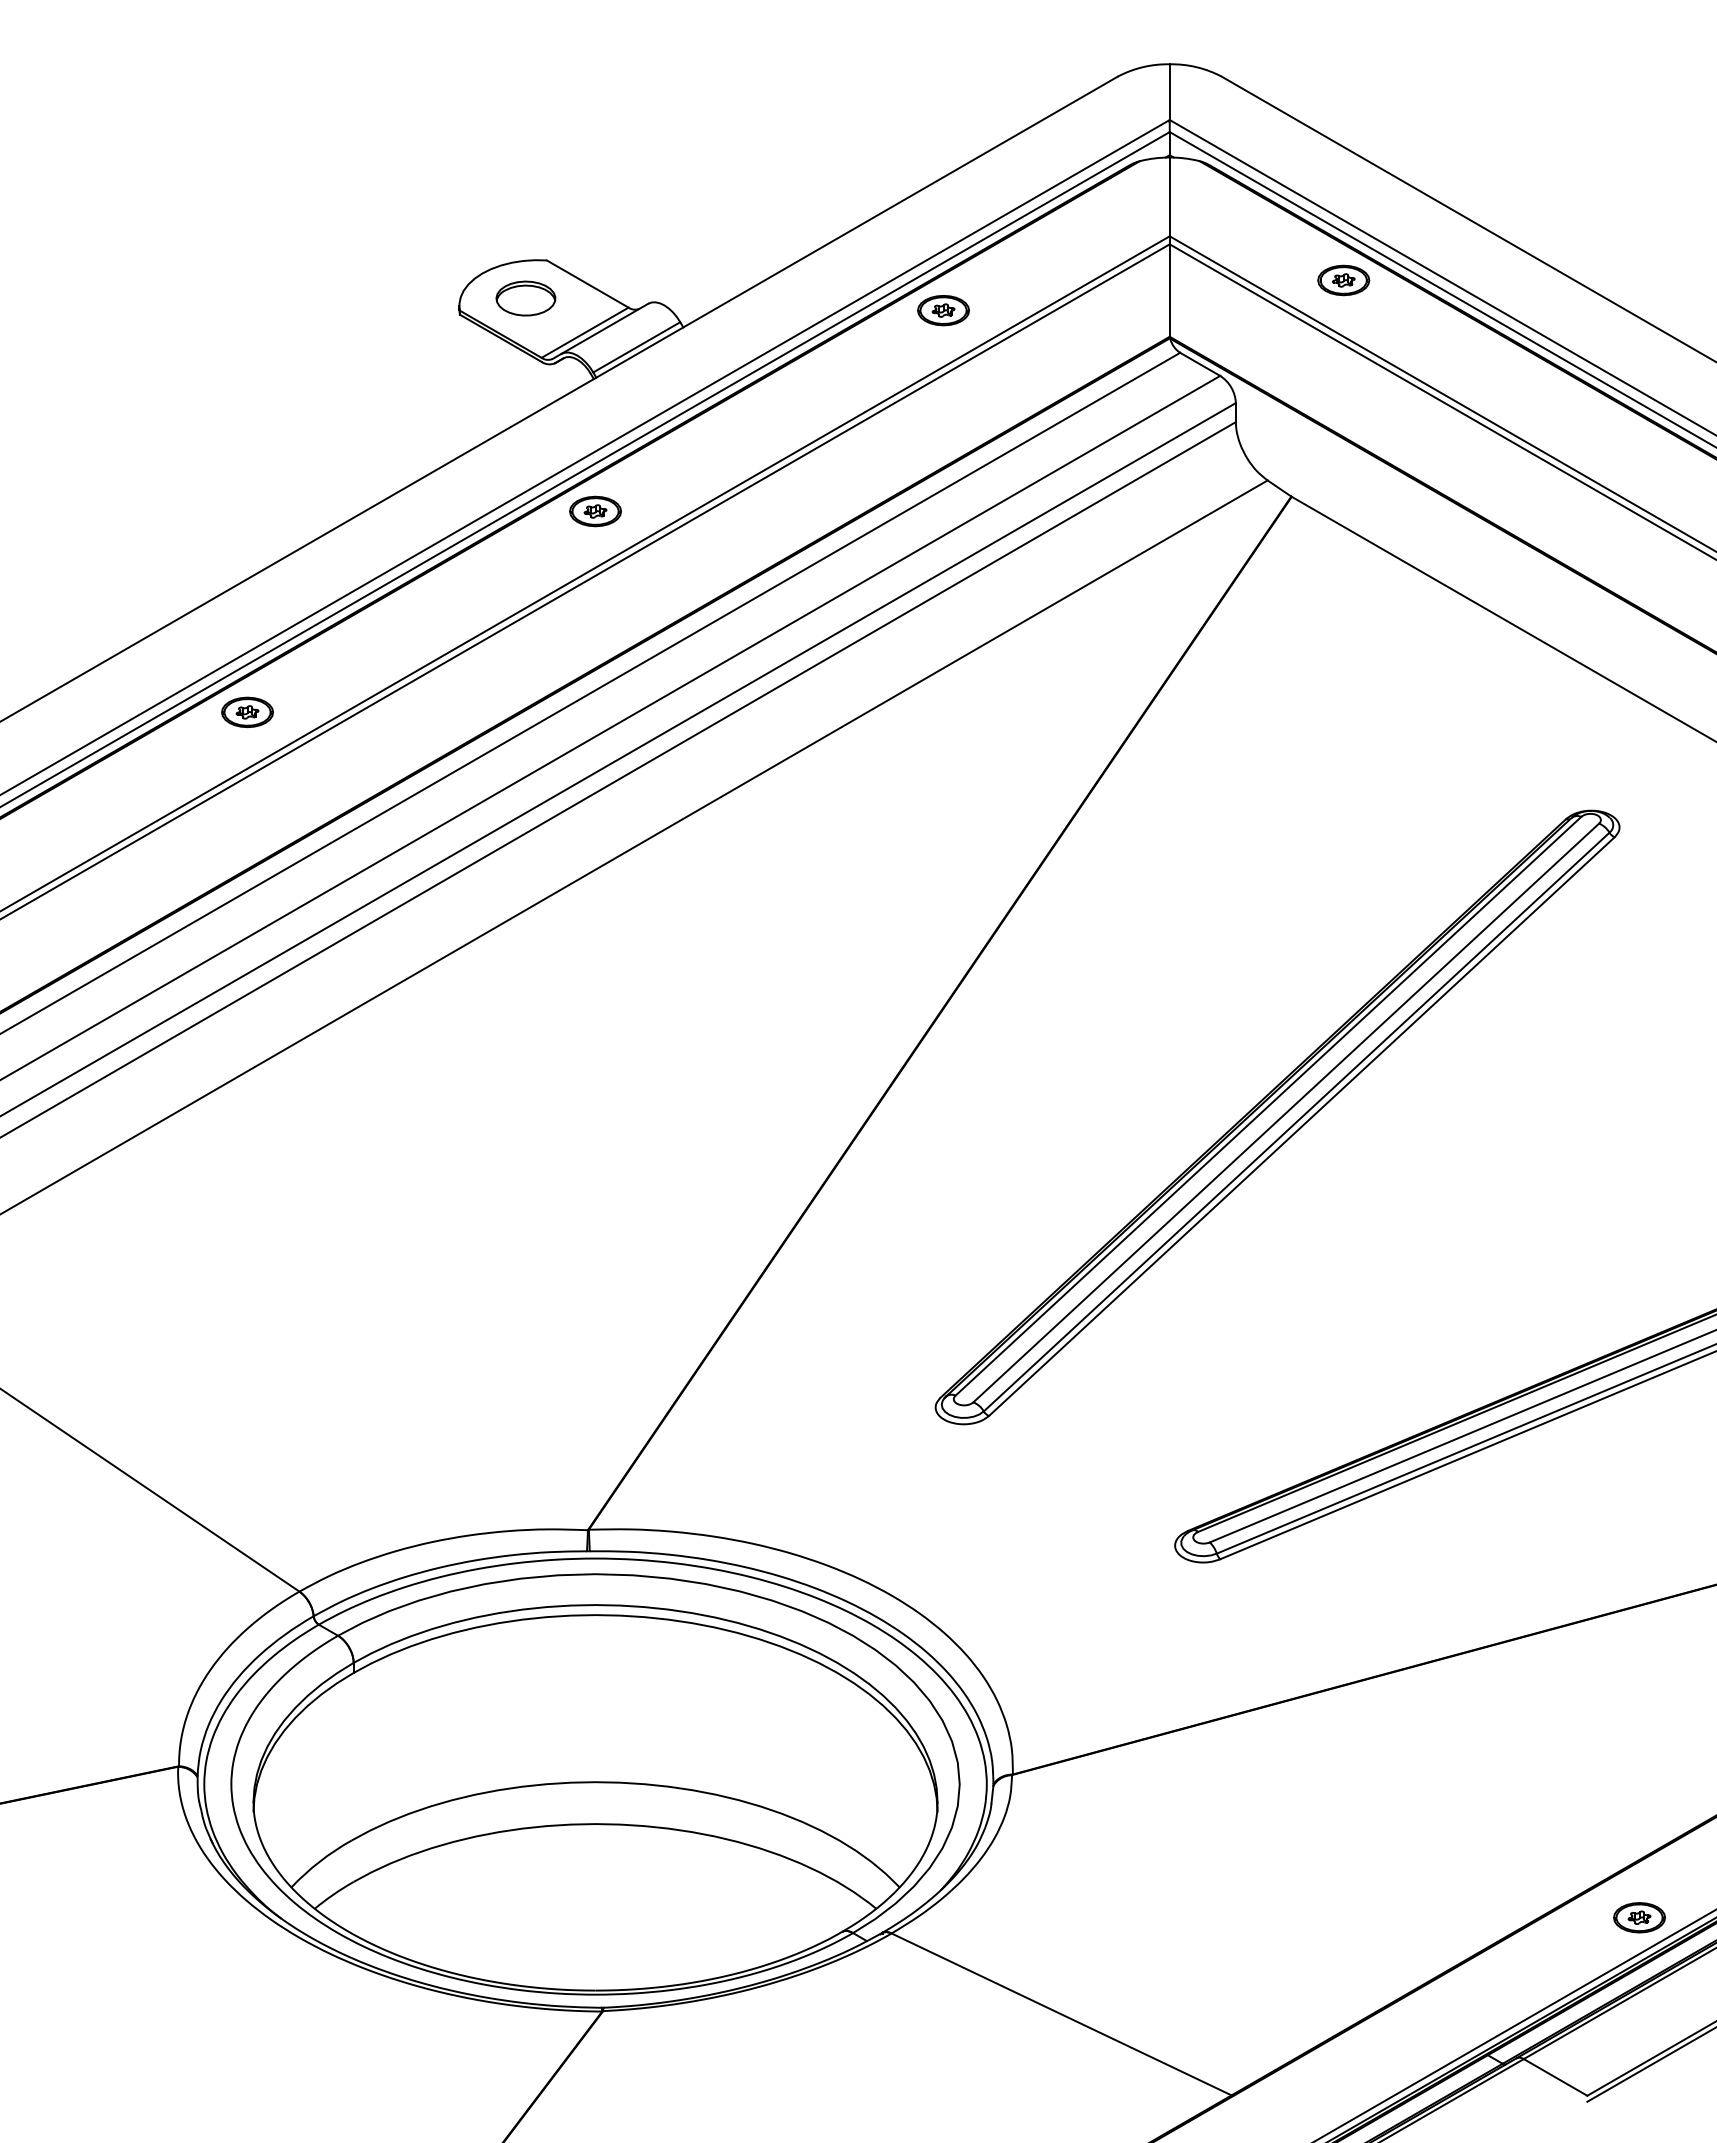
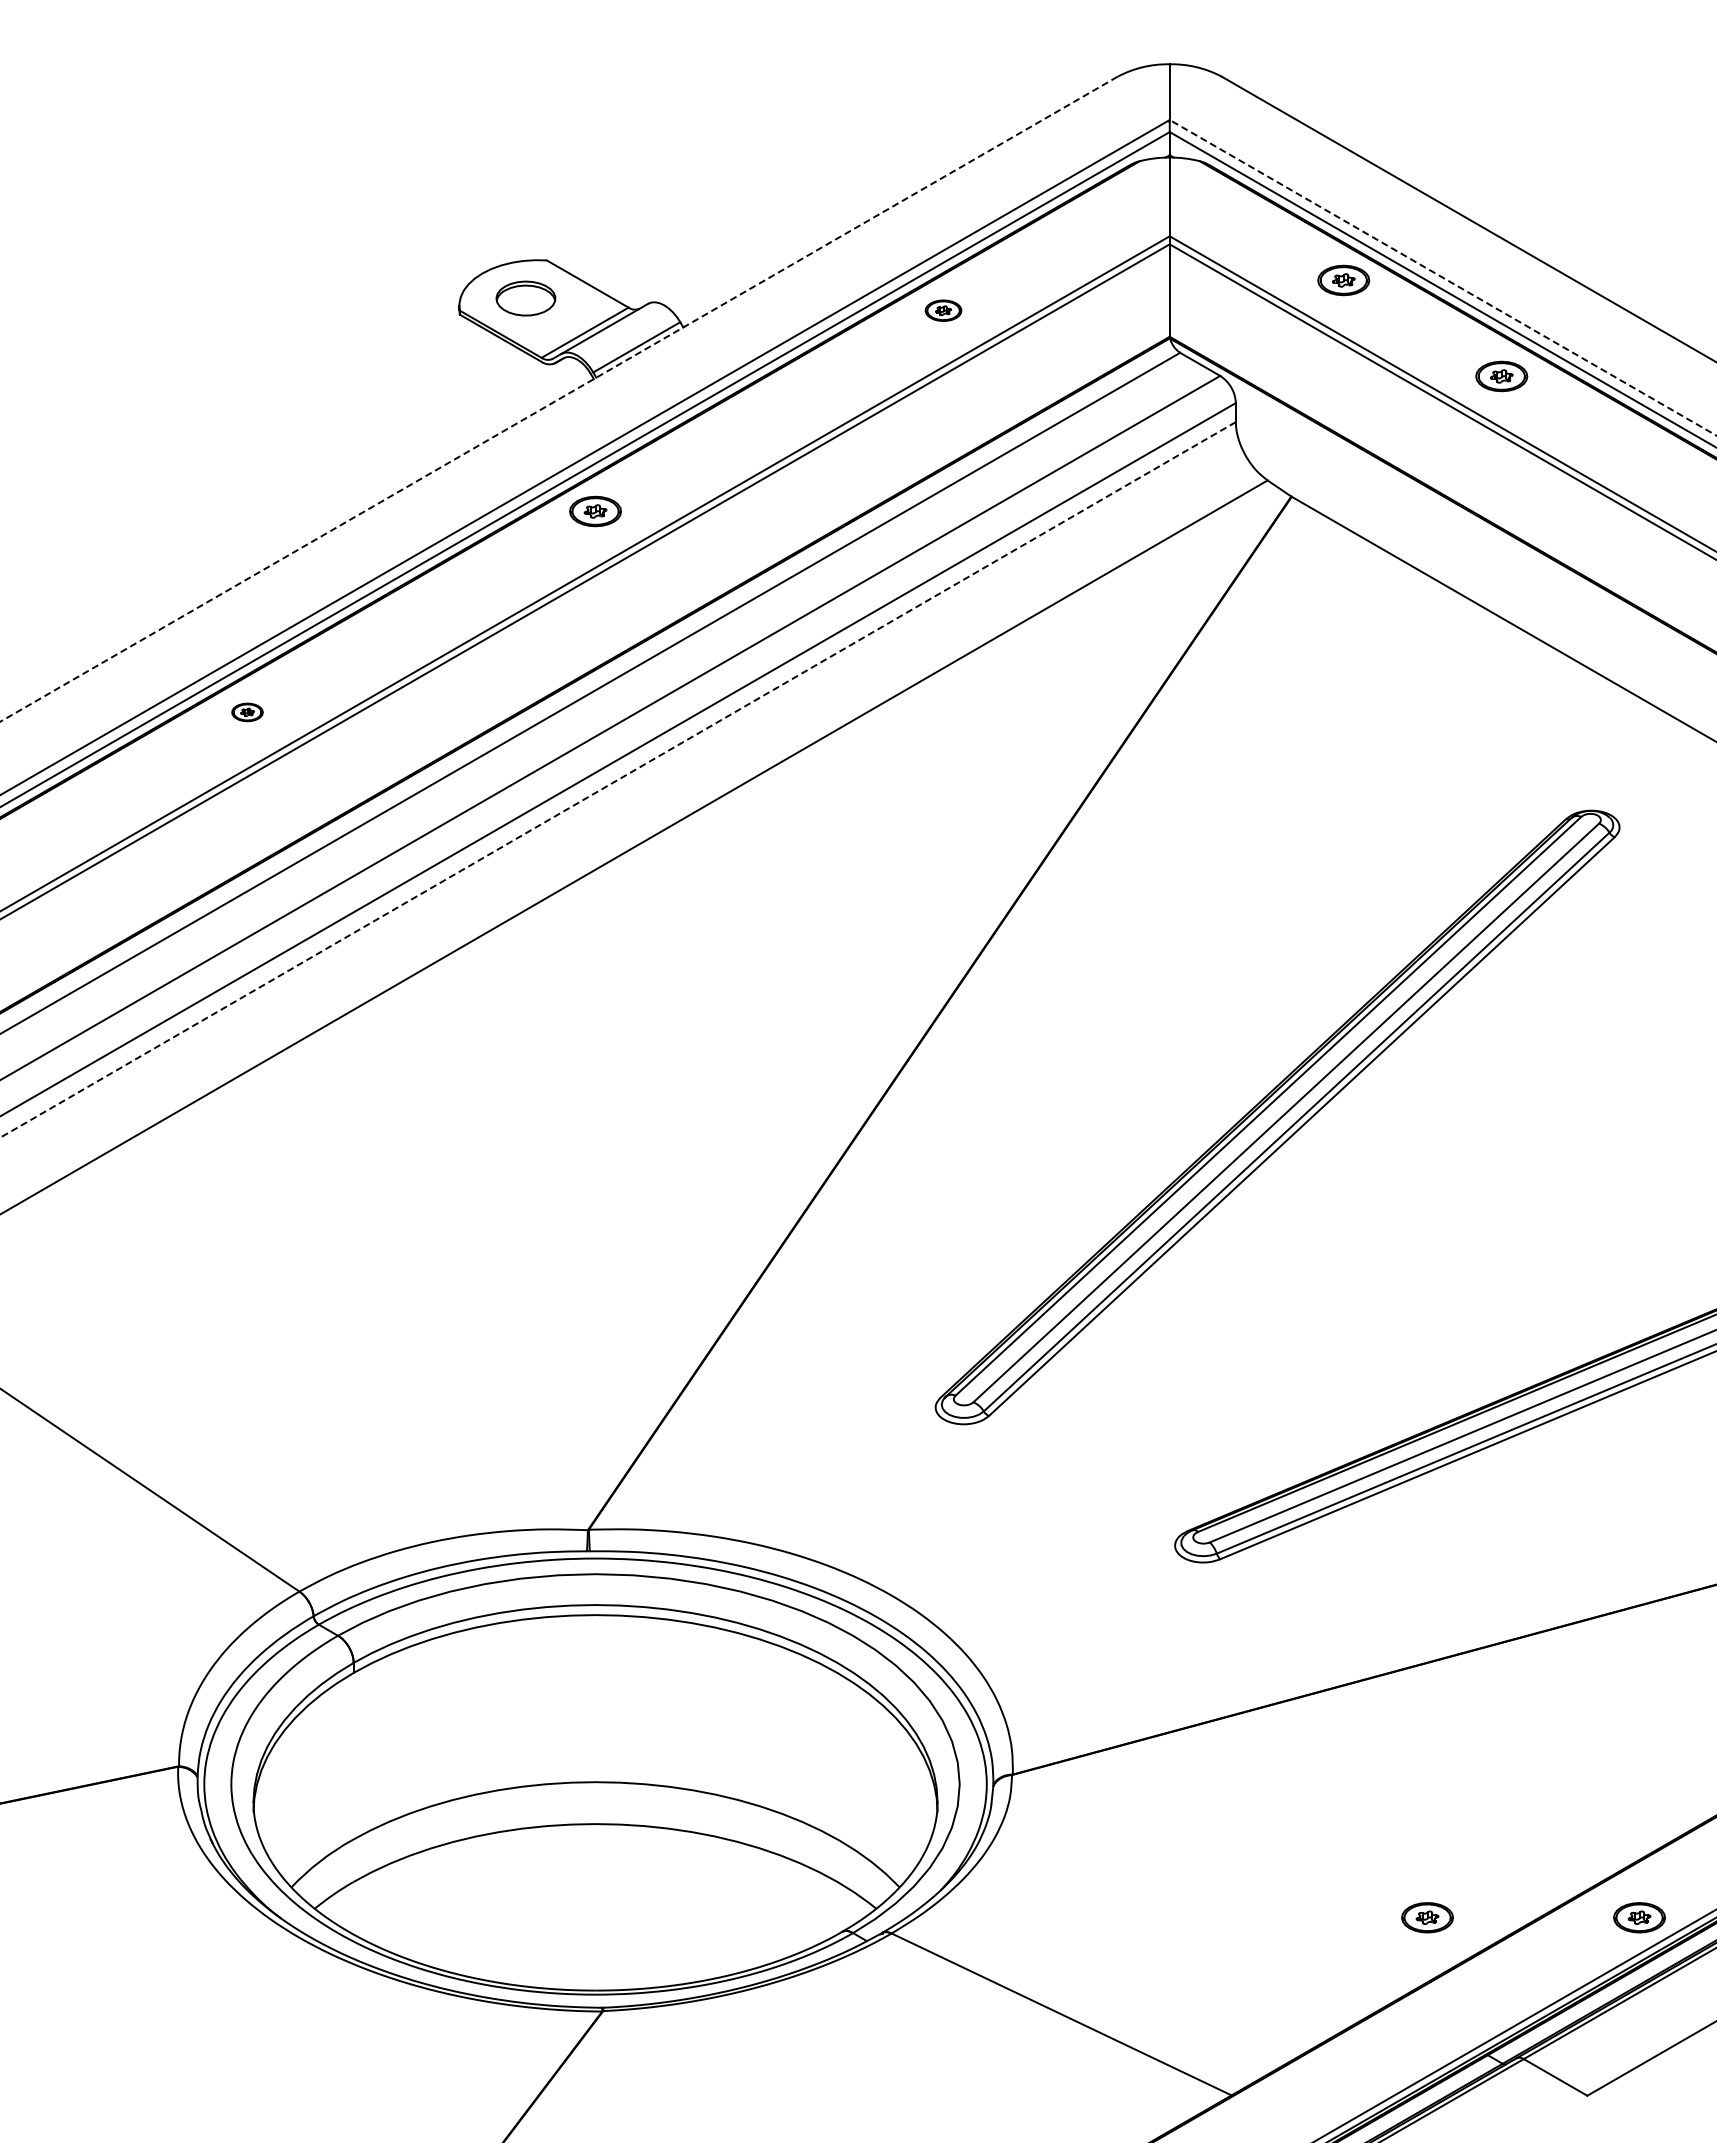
line: solid -> dashed (1442, 277)
part size: 53x32 px -> 39x23 px (943, 310)
part: none -> present (1501, 376)
line: solid -> dashed (558, 399)
part size: 53x33 px -> 33x21 px (247, 712)
line: solid -> dashed (618, 779)
part: none -> present (1427, 1917)
line: present -> none (1650, 2064)
